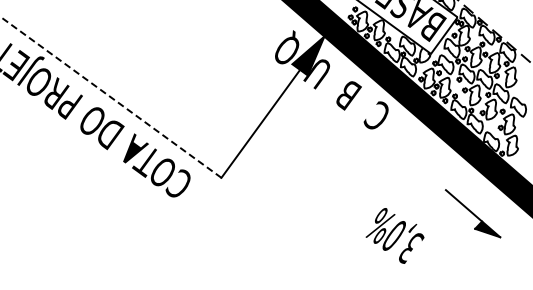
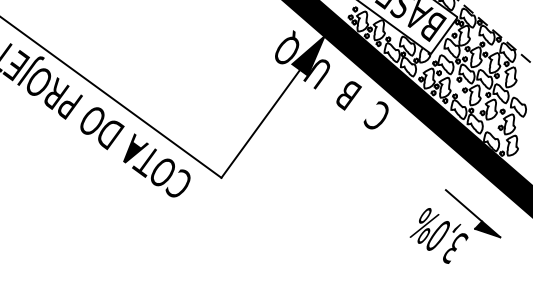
line: dashed -> solid (110, 97)
text position: (394, 235) -> (438, 235) (438, 235)
